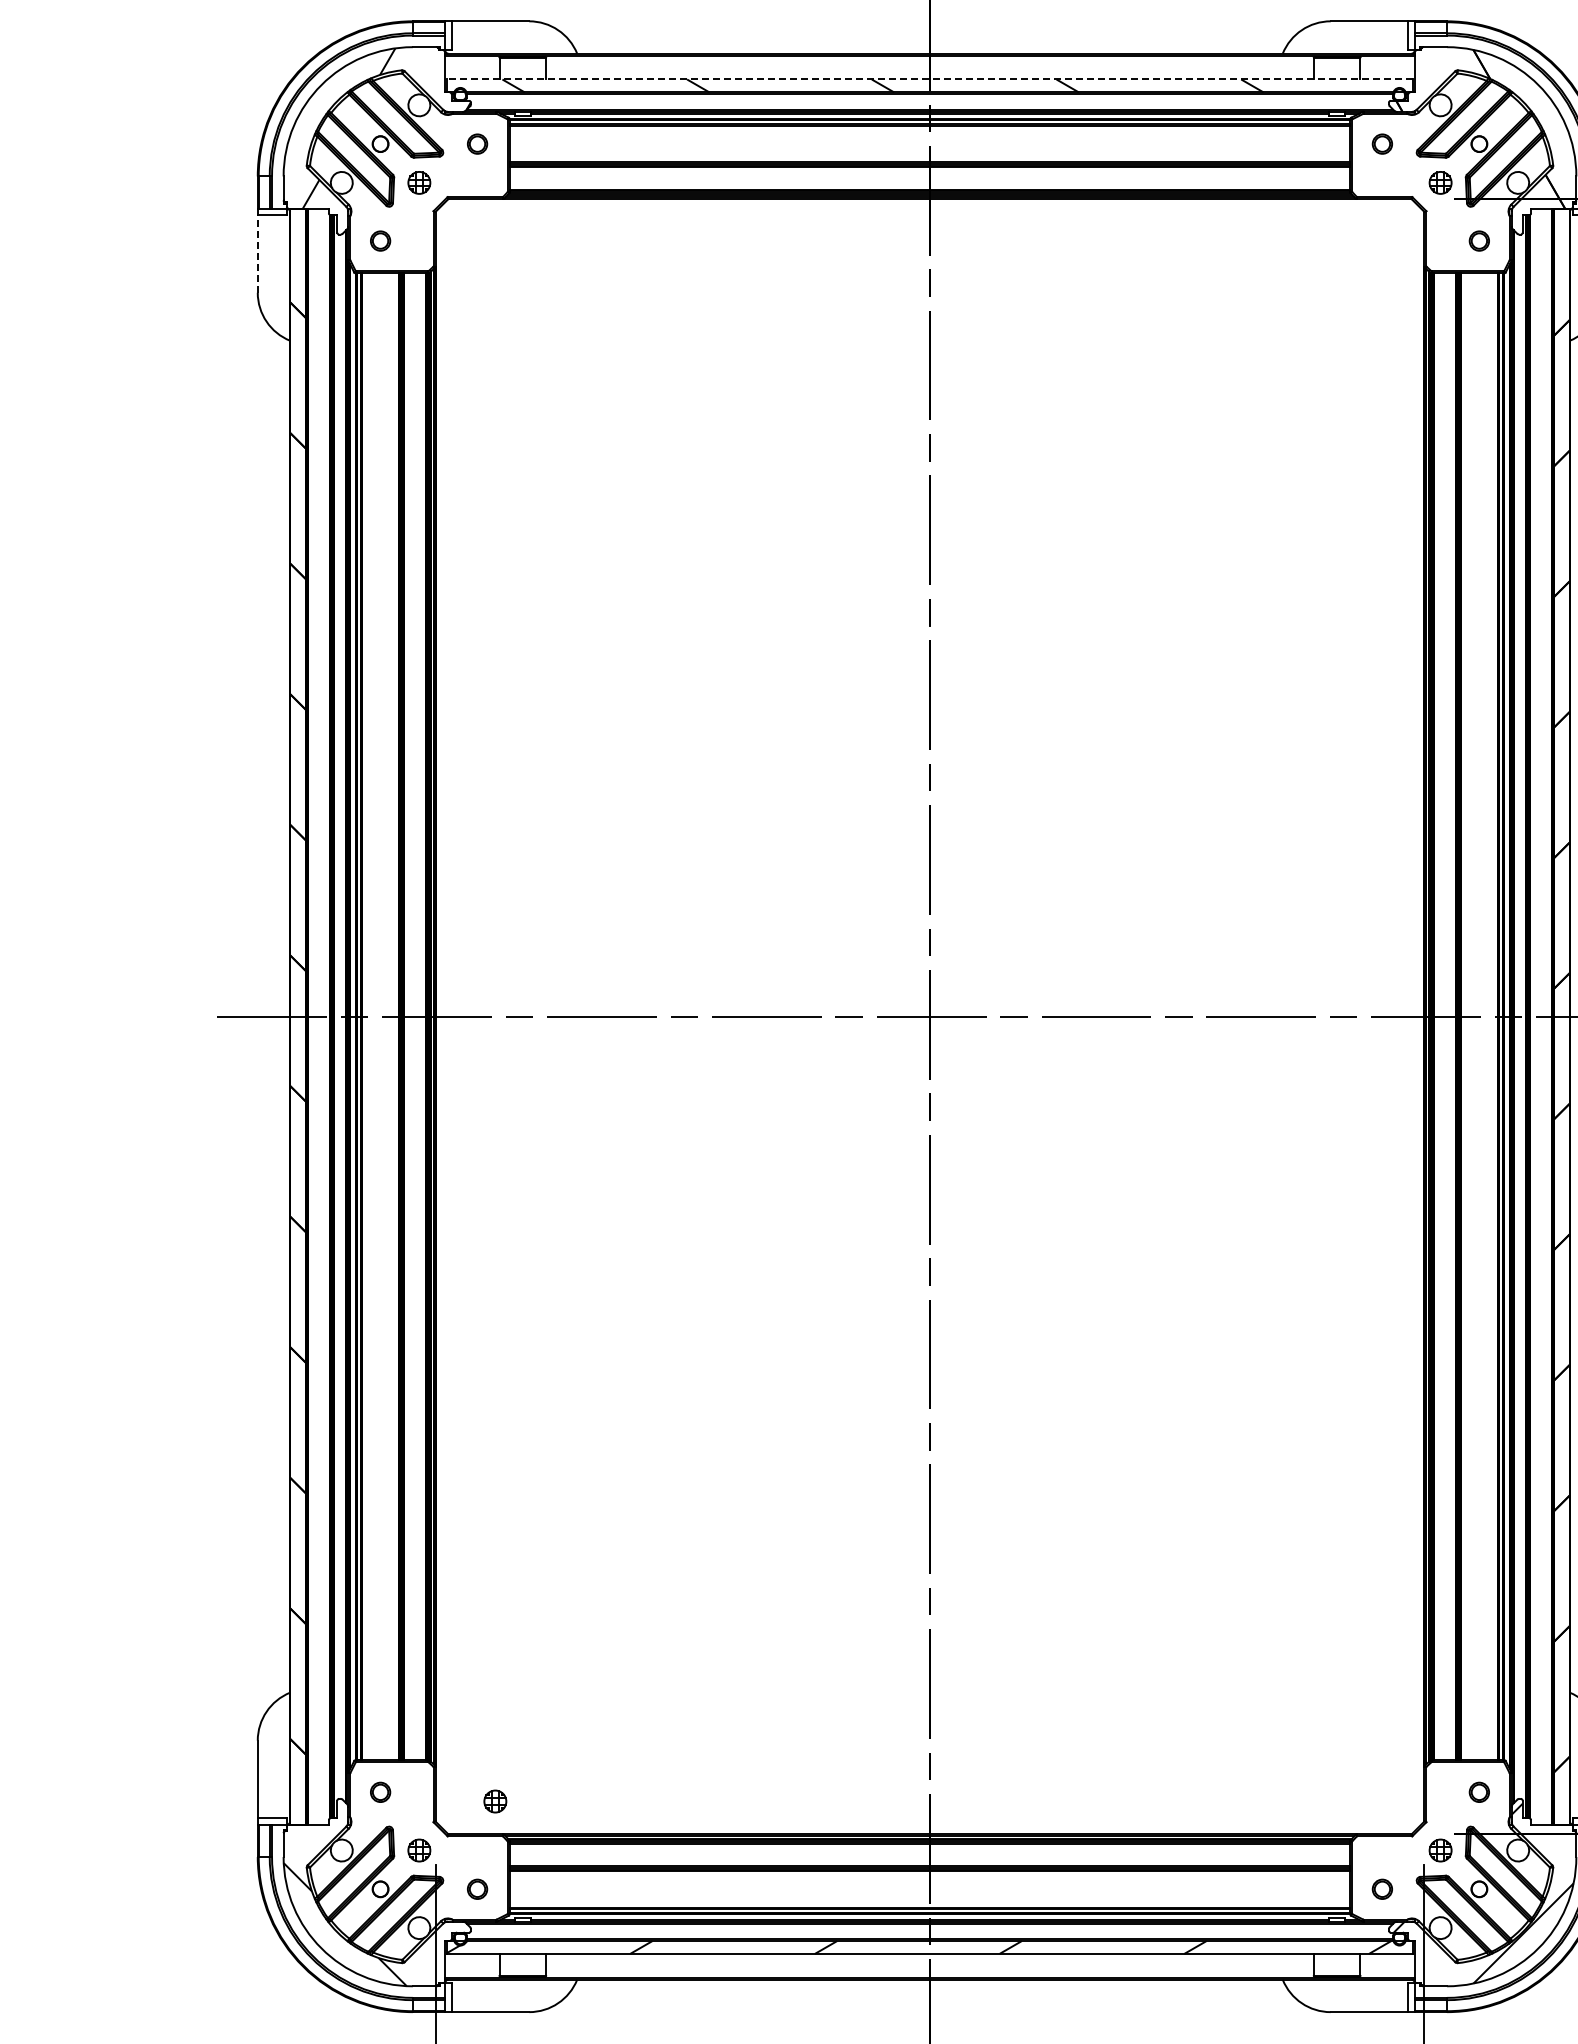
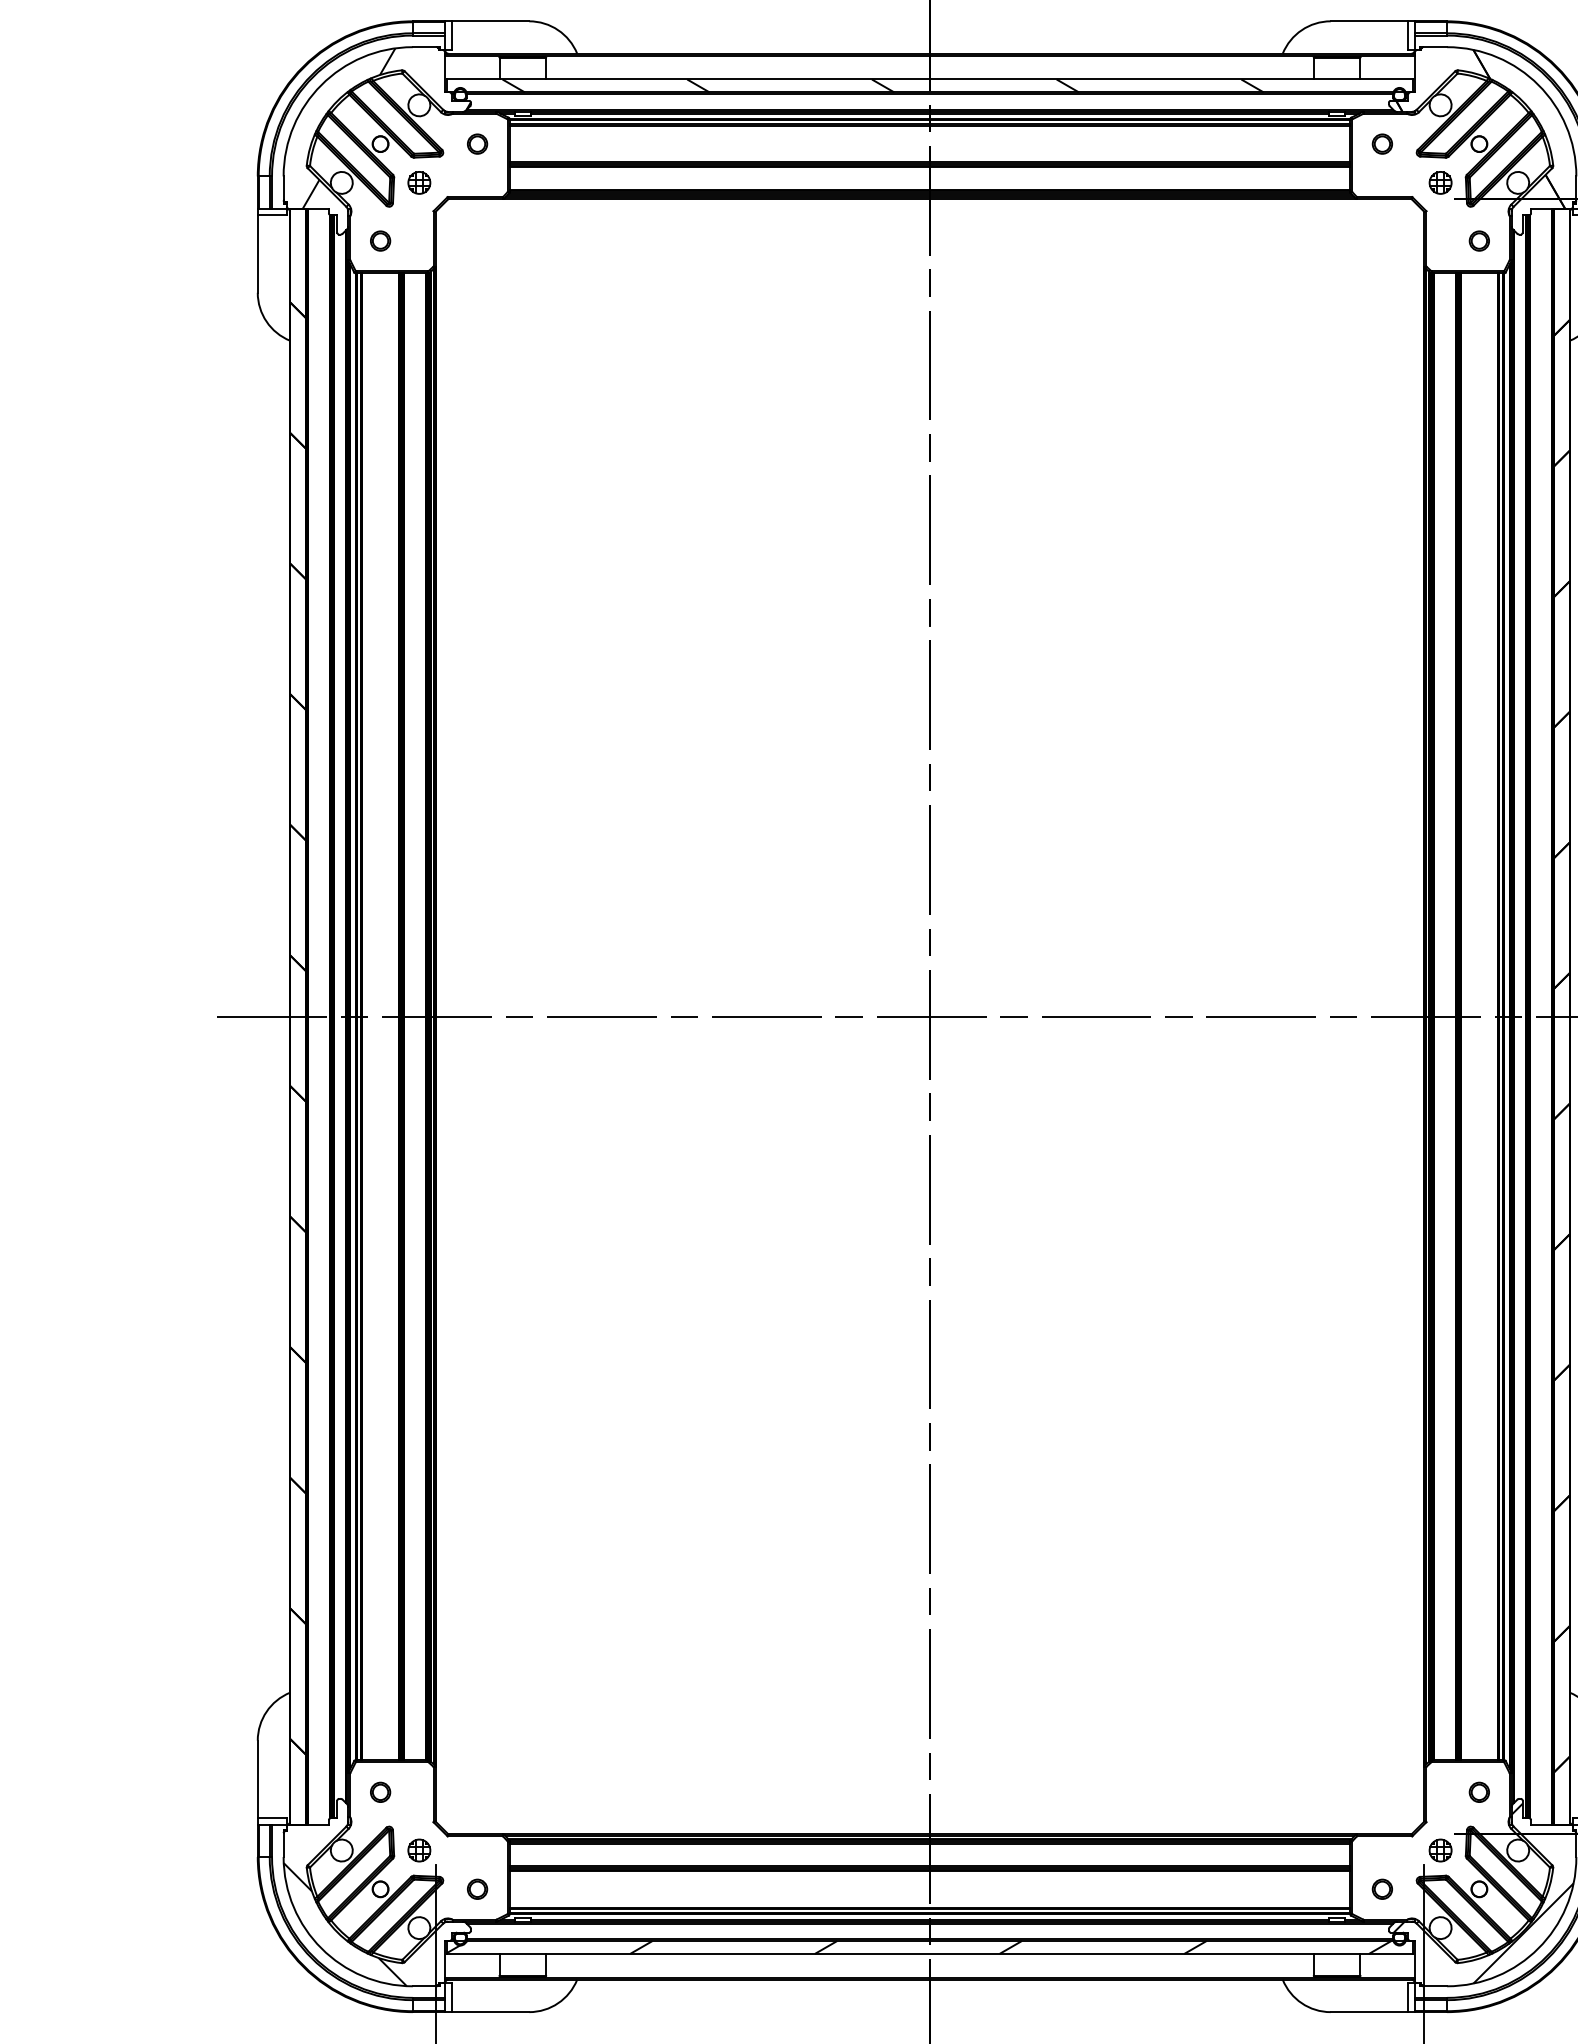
line: dashed -> solid (929, 79)
line: dashed -> solid (257, 254)
part: present -> none (495, 1801)
